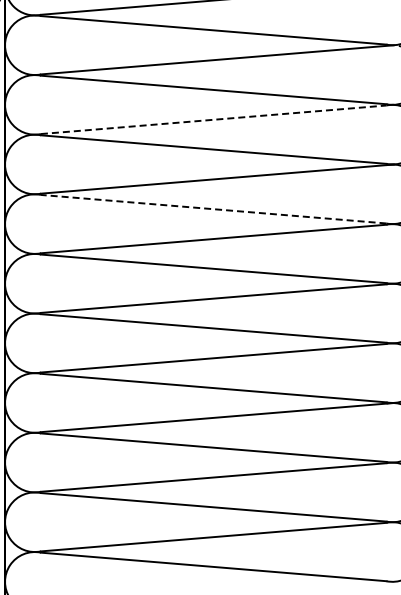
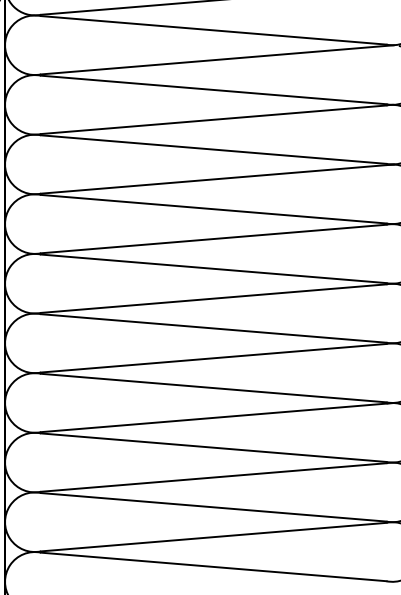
line: dashed -> solid (214, 119)
line: dashed -> solid (213, 209)
